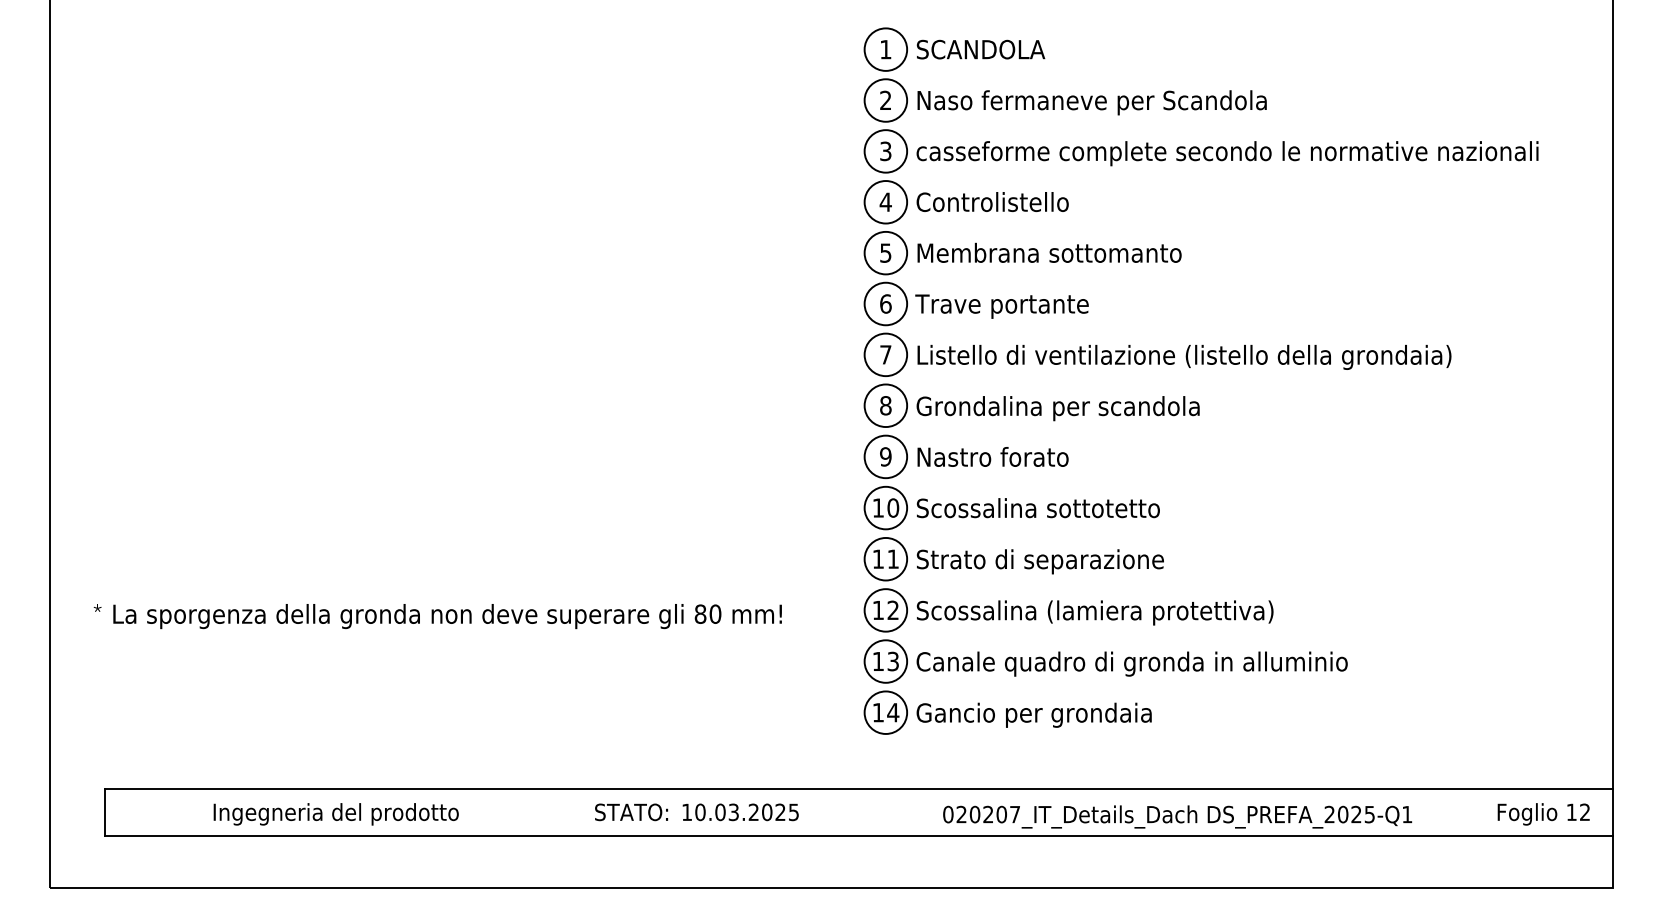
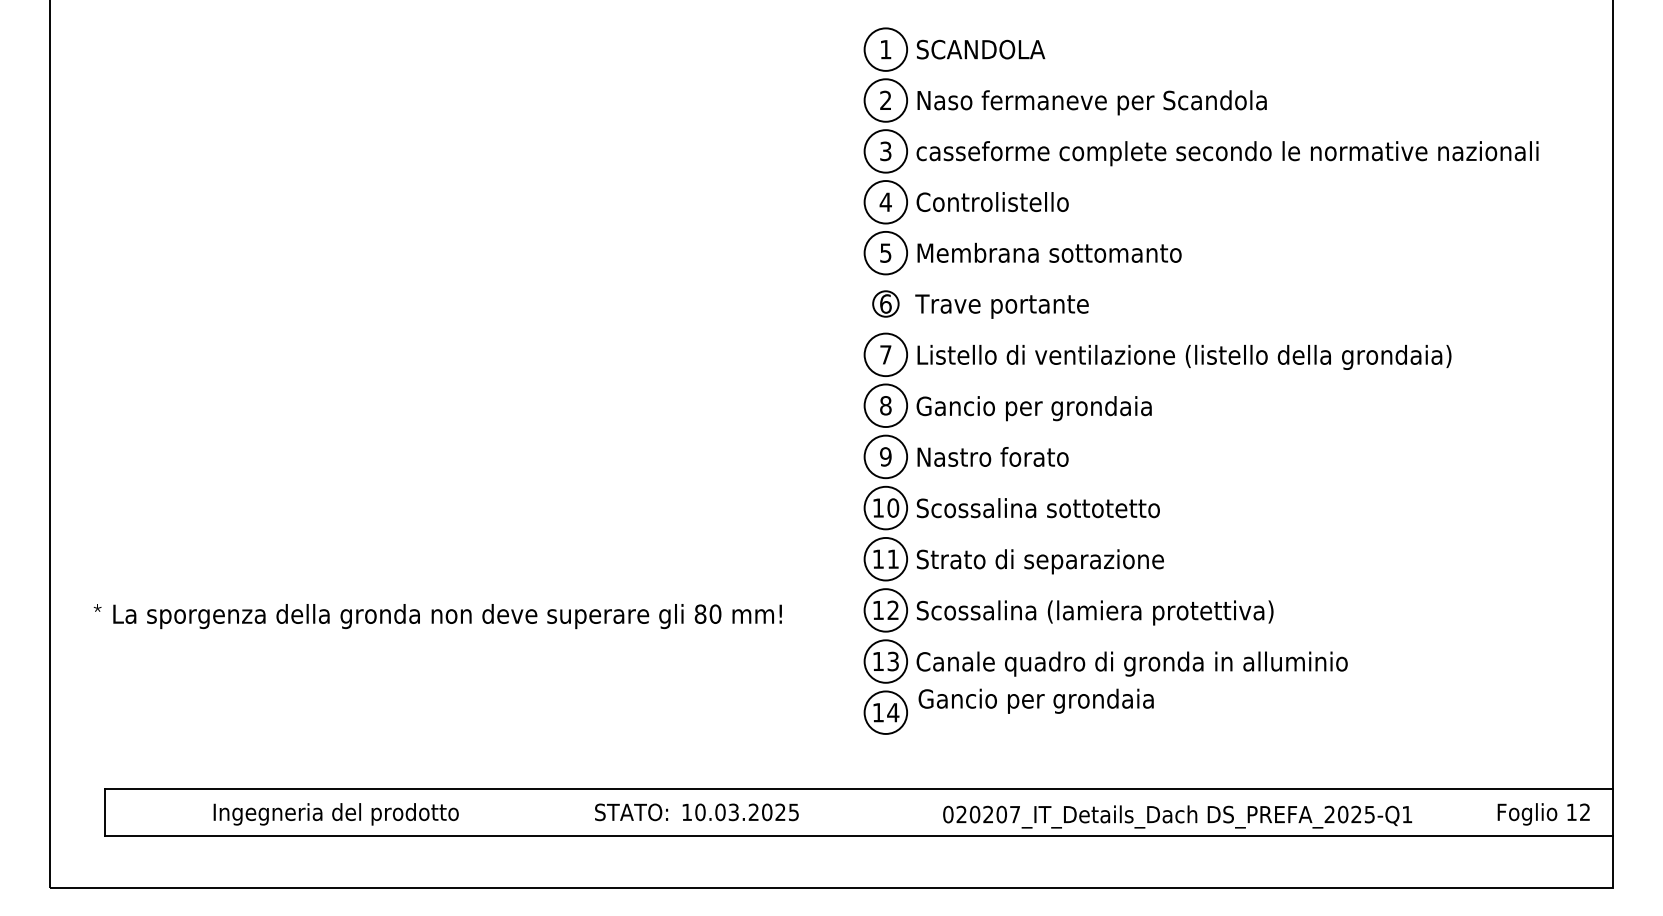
circle diameter: 43 px -> 26 px (885, 303)
text: Grondalina per scandola -> Gancio per grondaia (1066, 408)
text position: (1033, 714) -> (1035, 700) (1035, 700)
